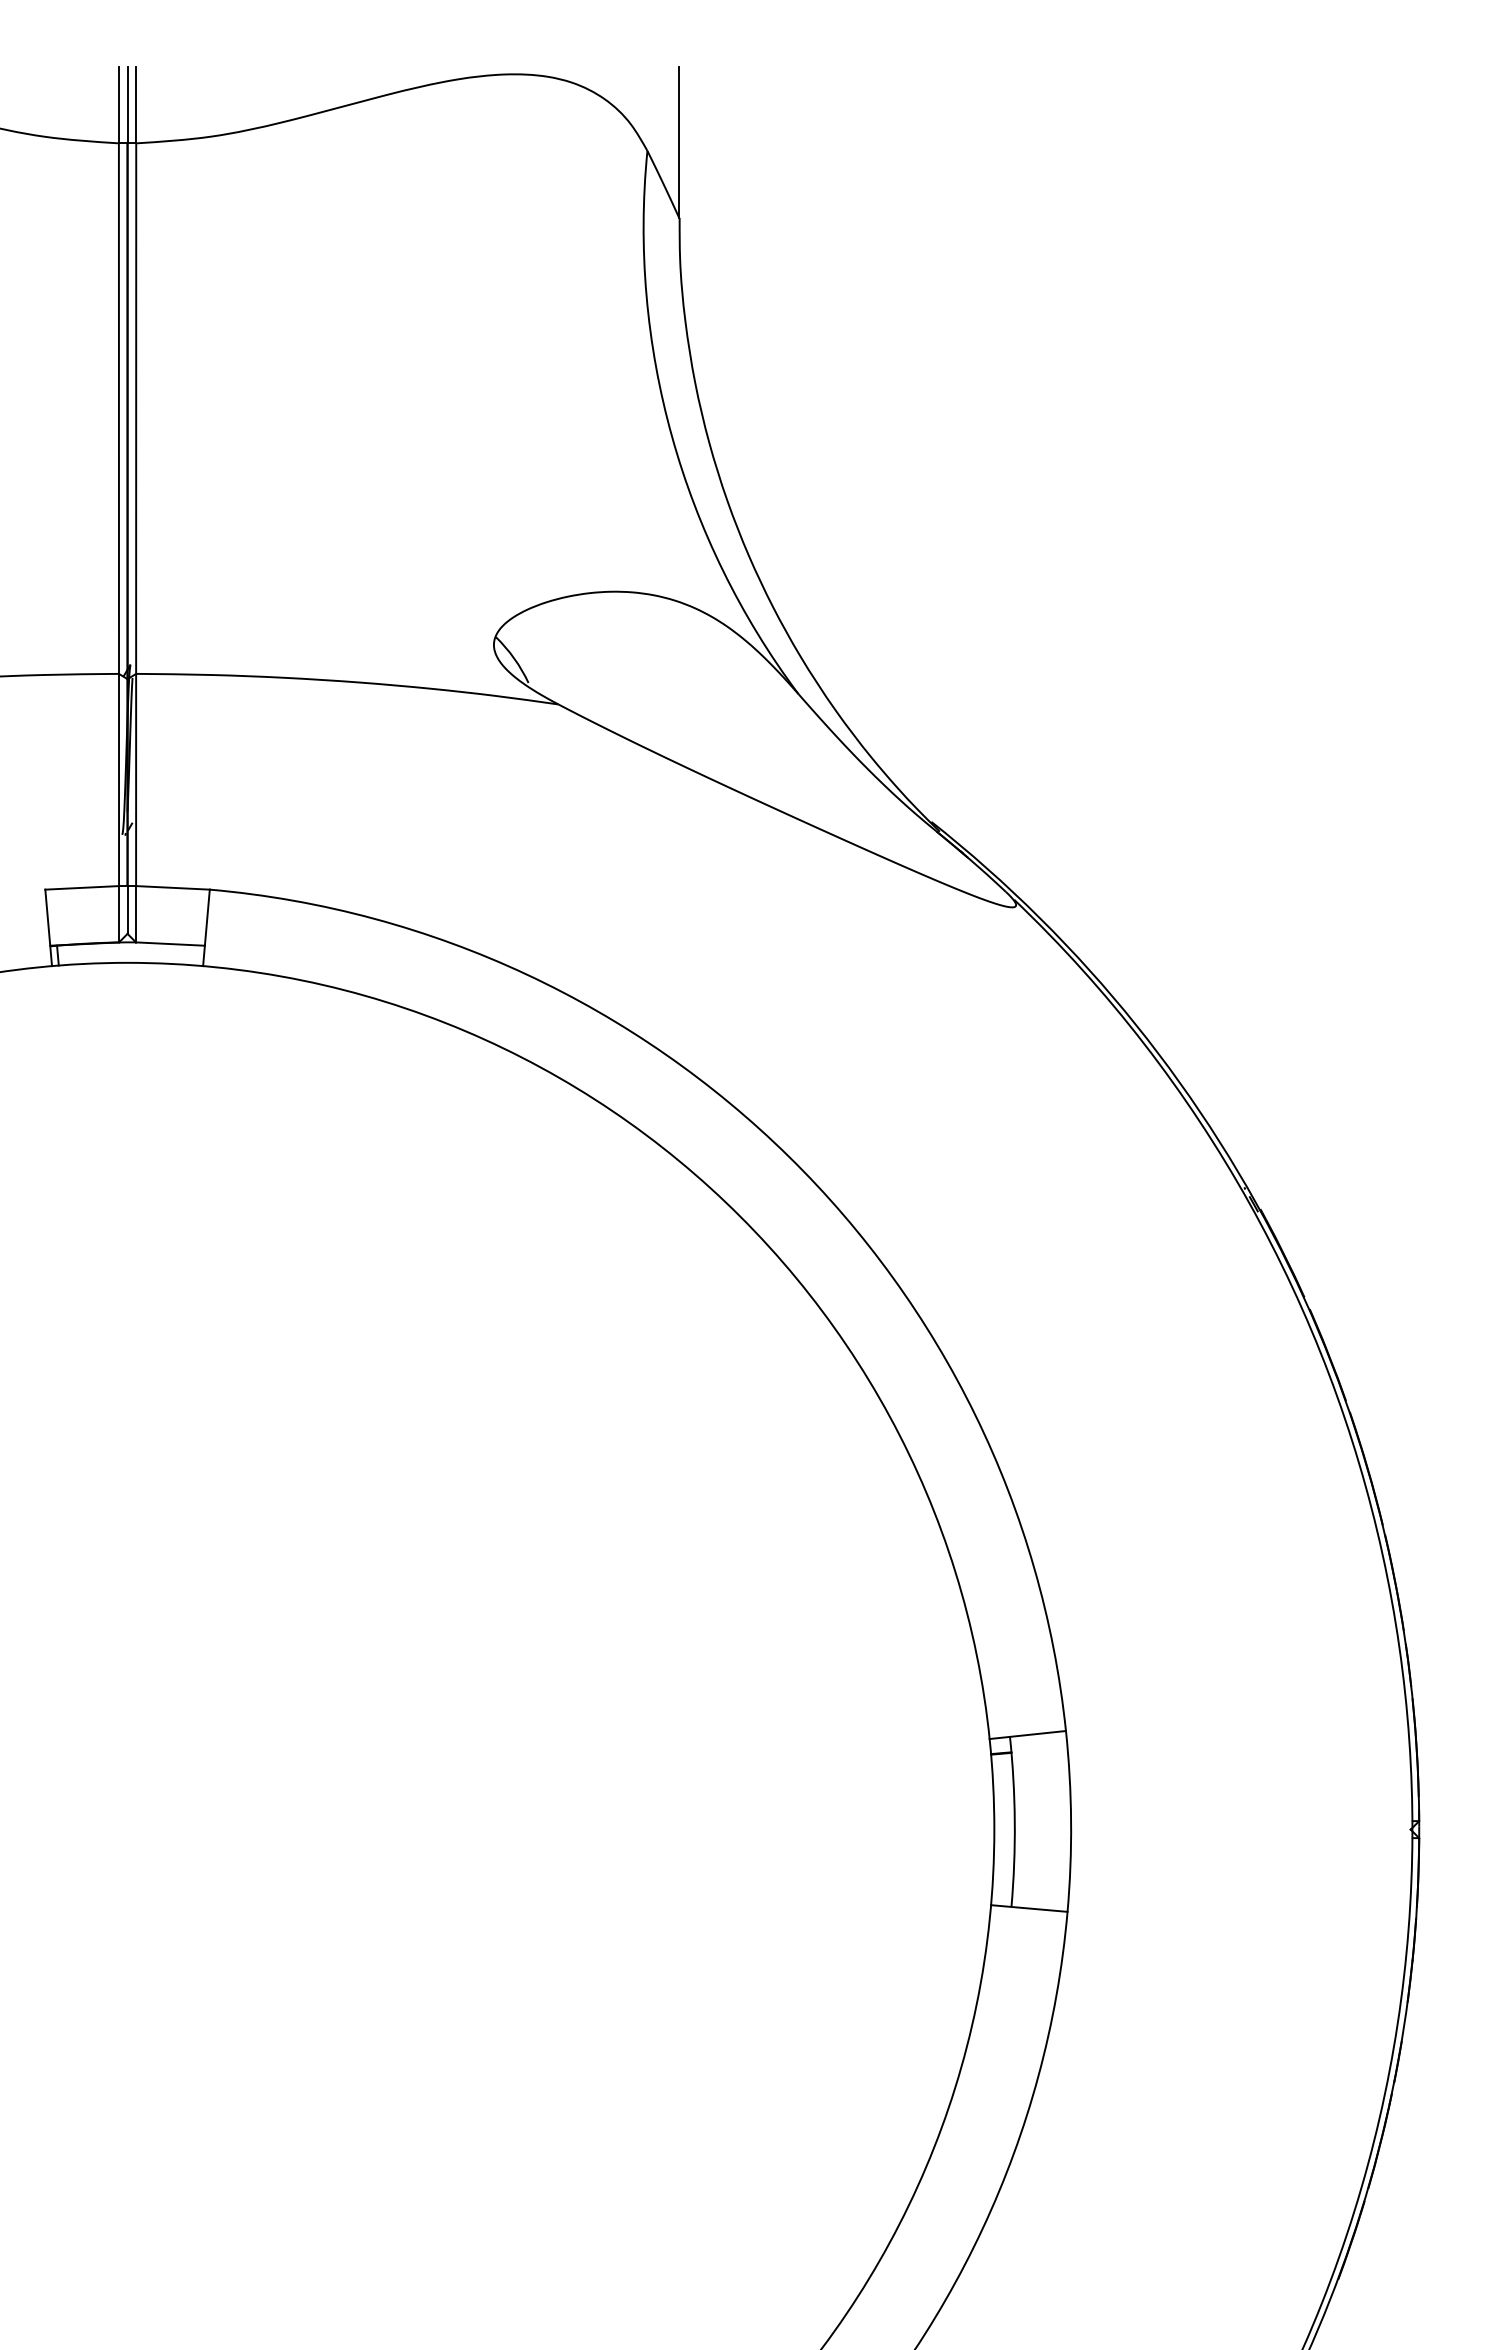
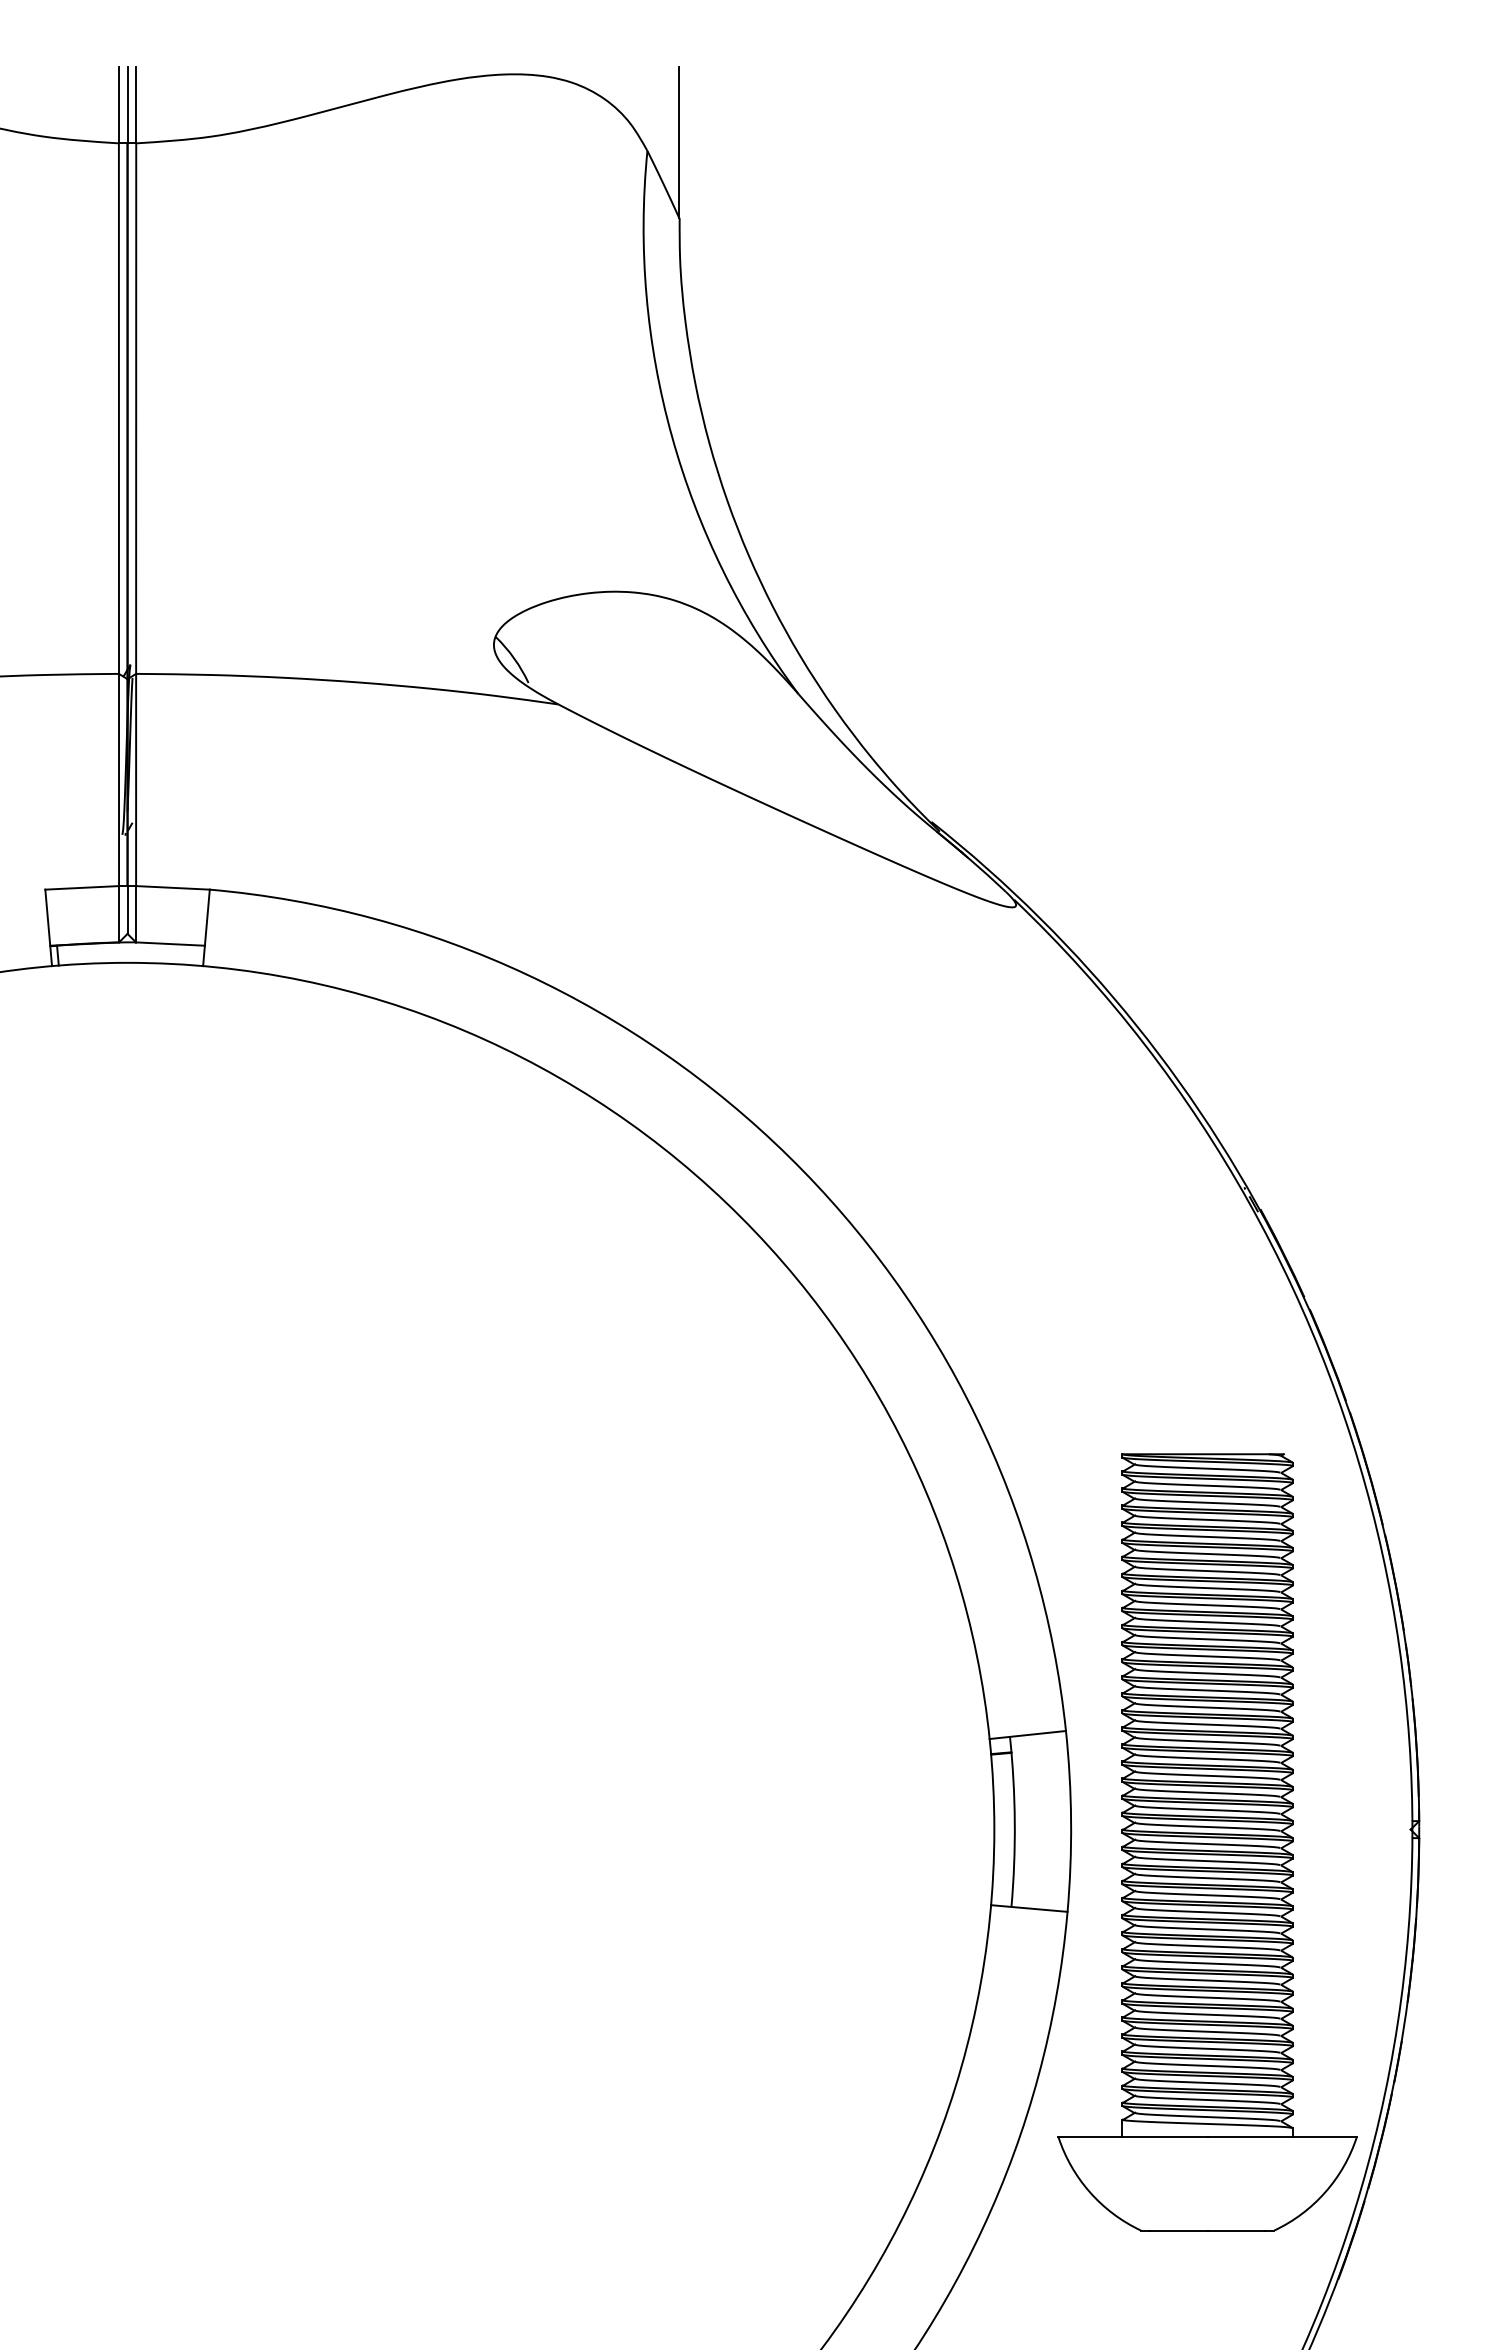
part: none -> present (1207, 1842)
